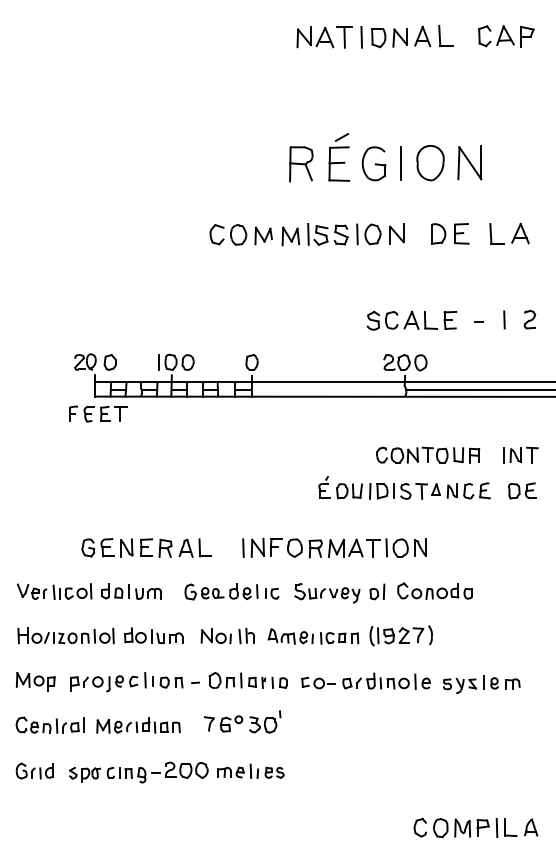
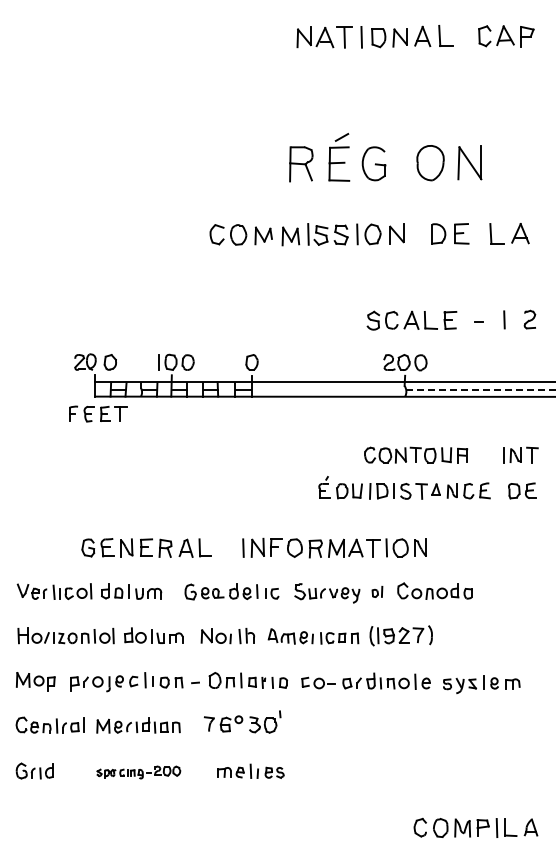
line: present -> none (400, 163)
line: solid -> dashed (481, 390)
part position: (428, 454) -> (416, 454) (416, 454)
part size: 17x18 px -> 13x12 px (377, 591)
part size: 140x23 px -> 86x15 px (138, 772)
